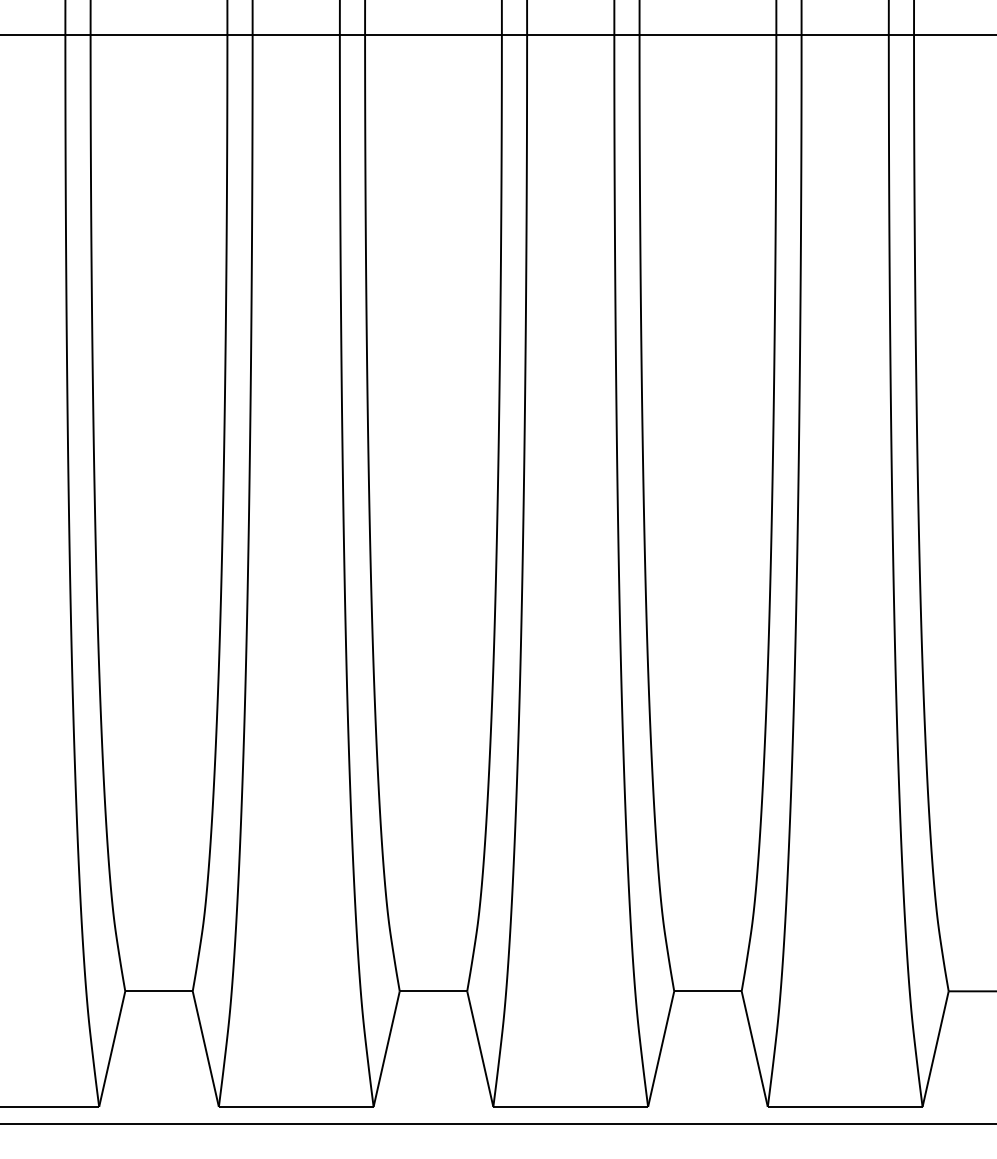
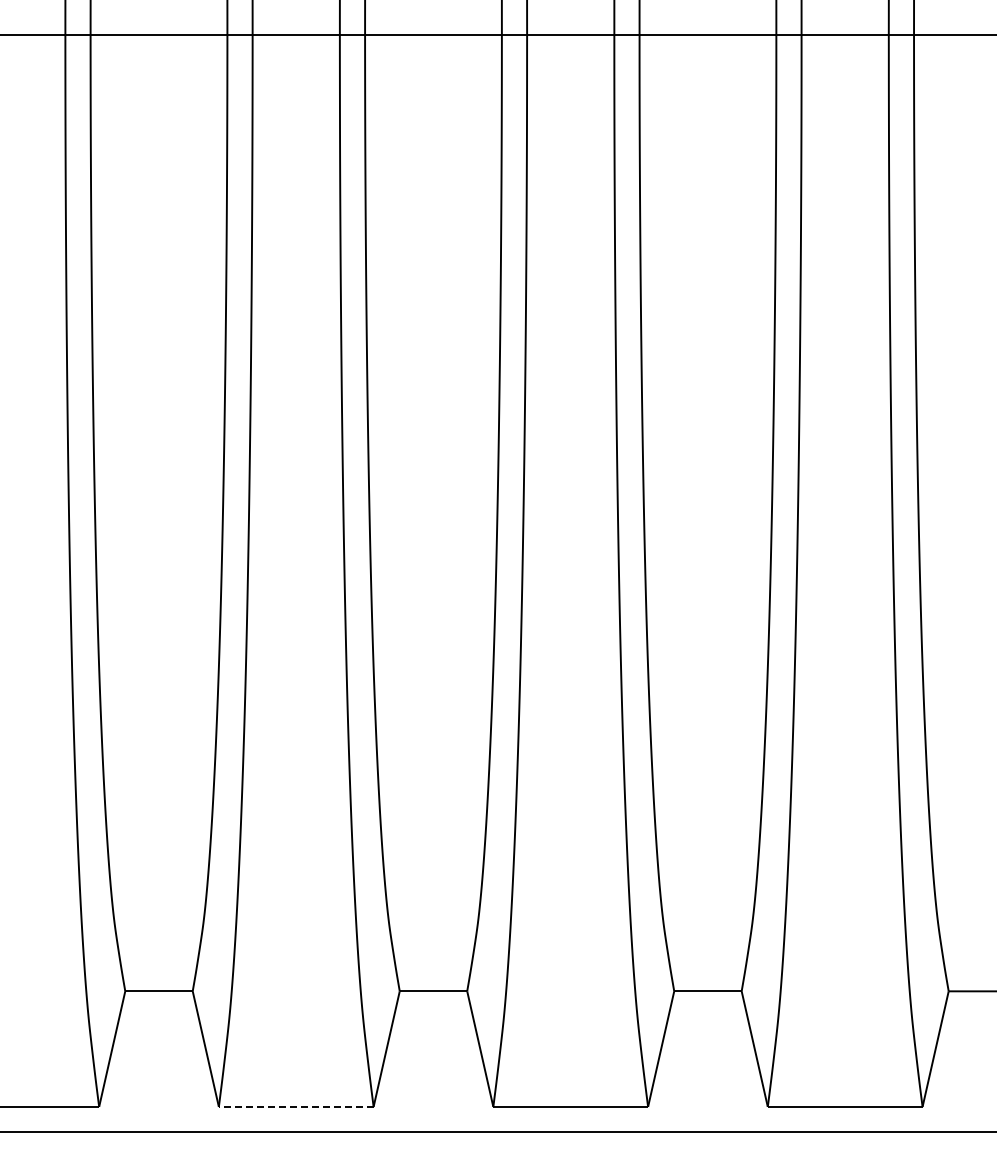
line: solid -> dashed (296, 1106)
line position: (497, 1124) -> (497, 1132) (497, 1132)
